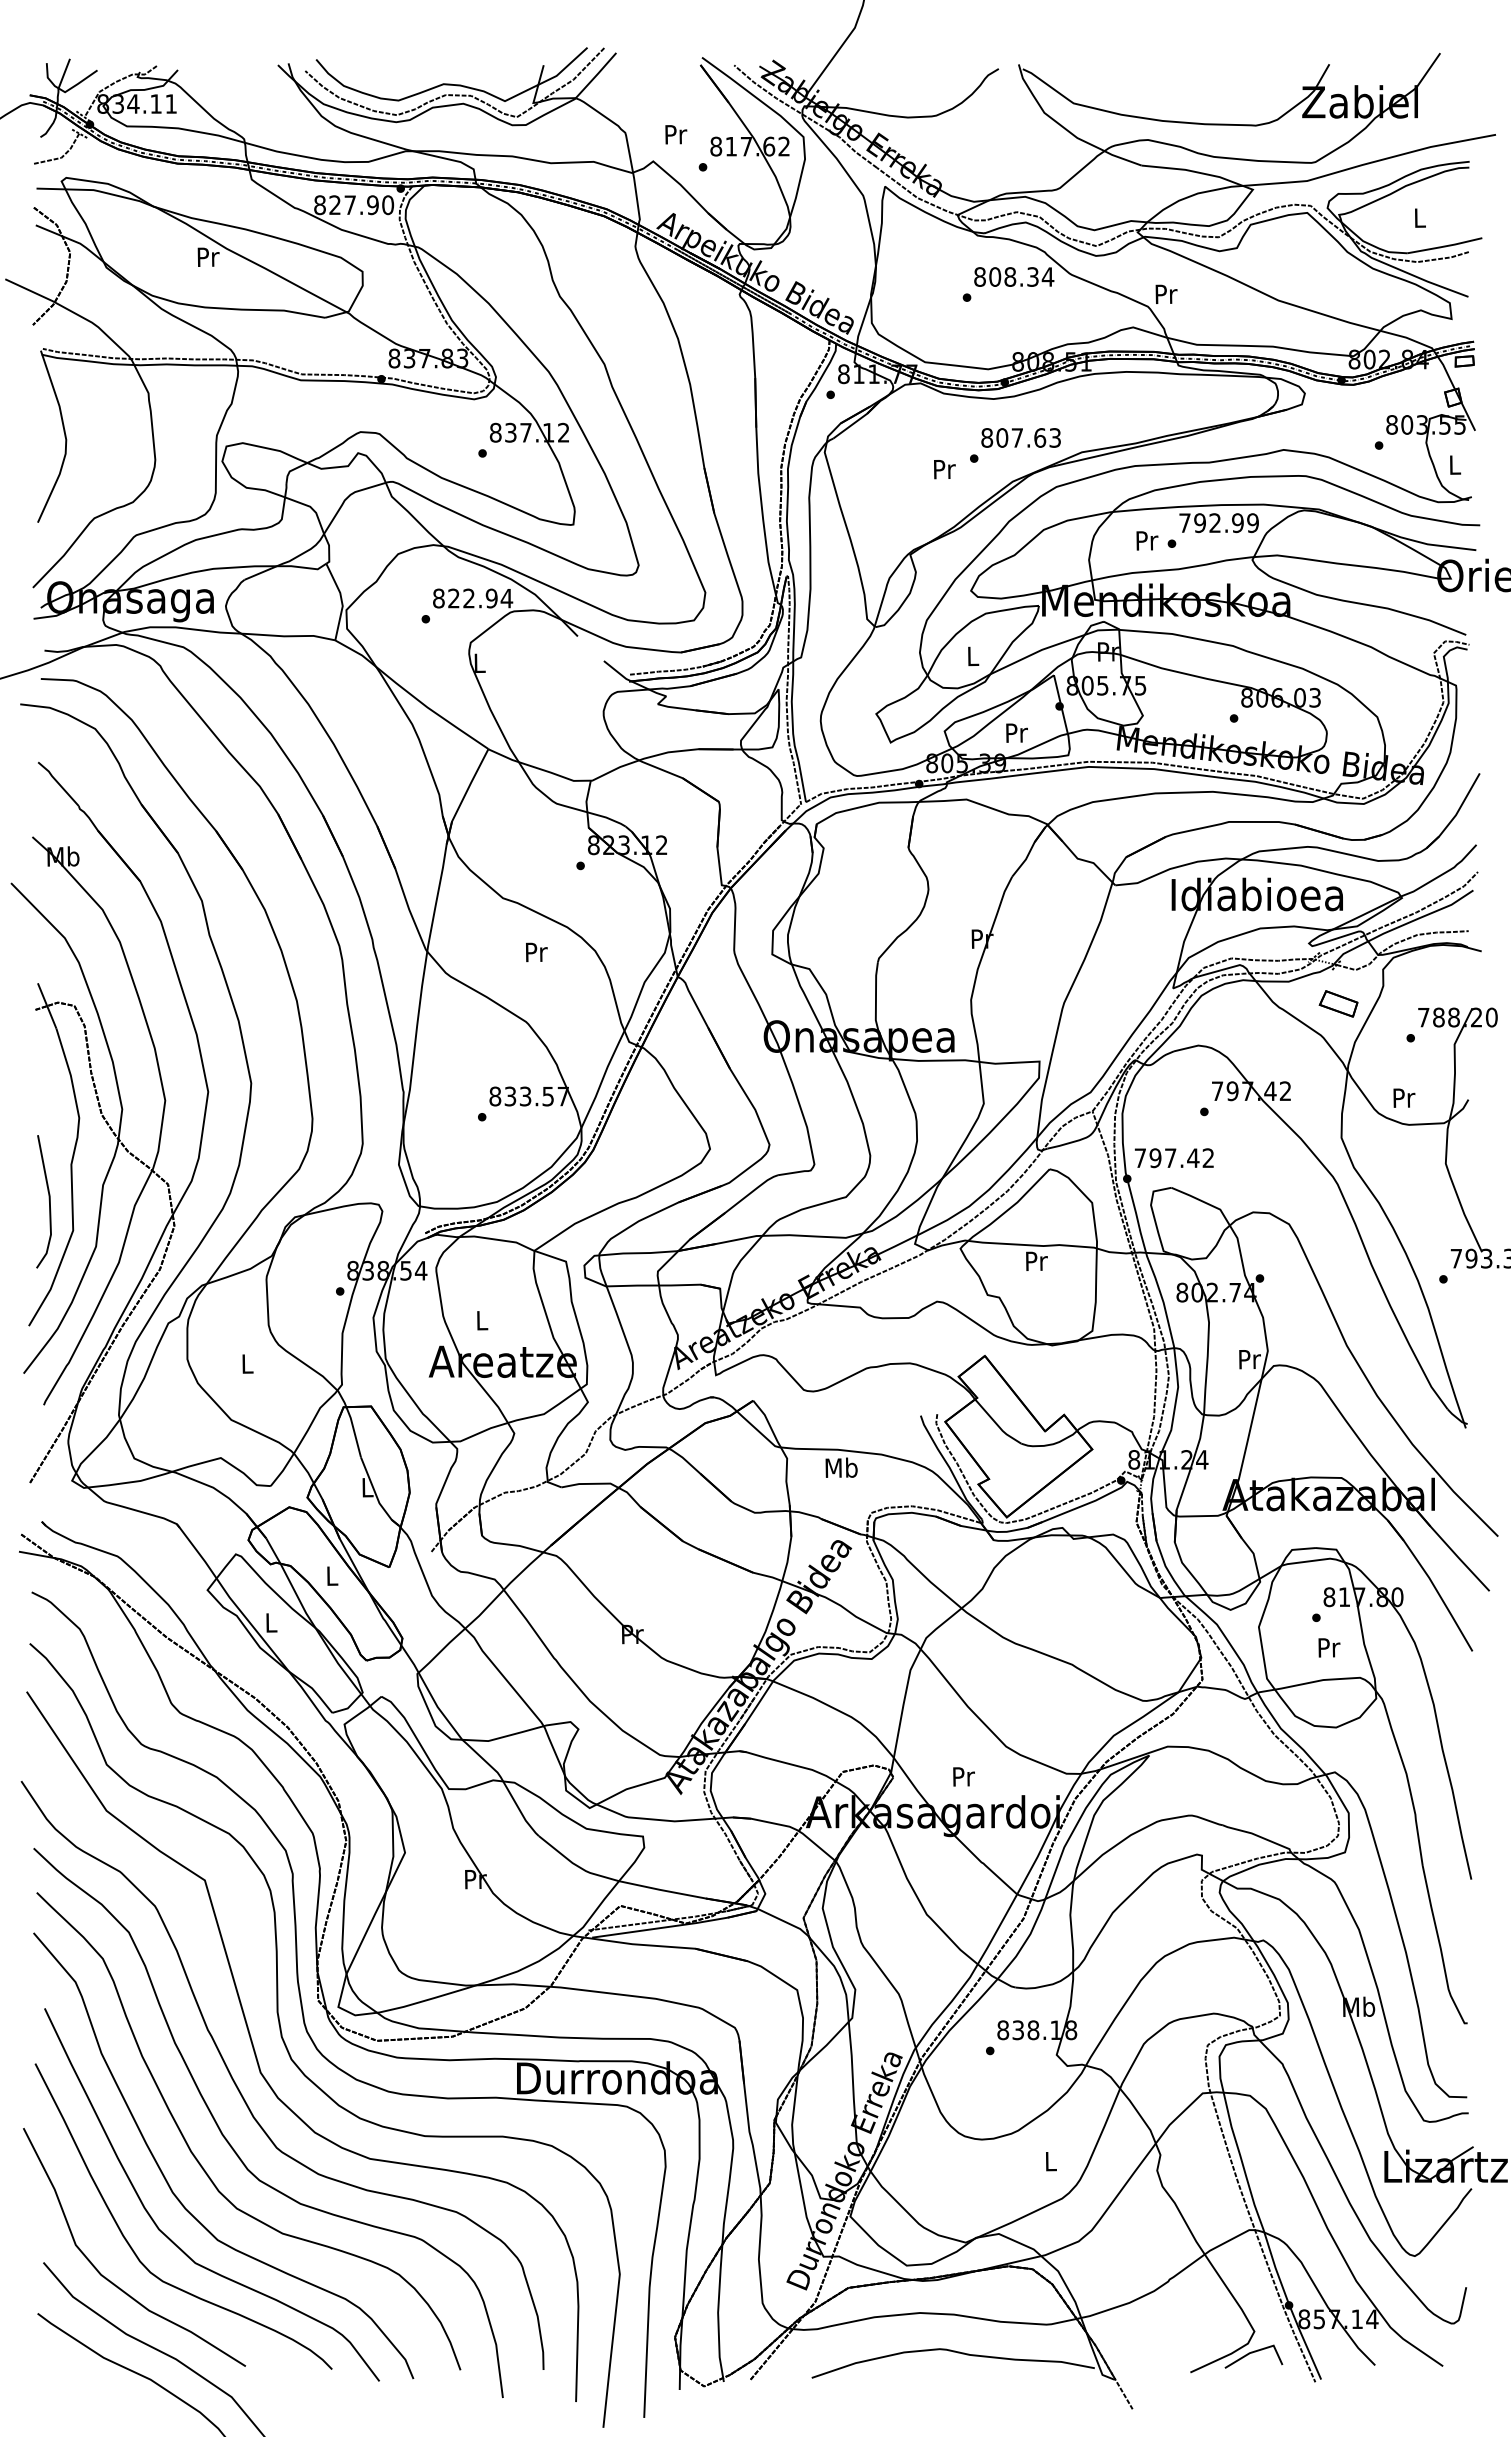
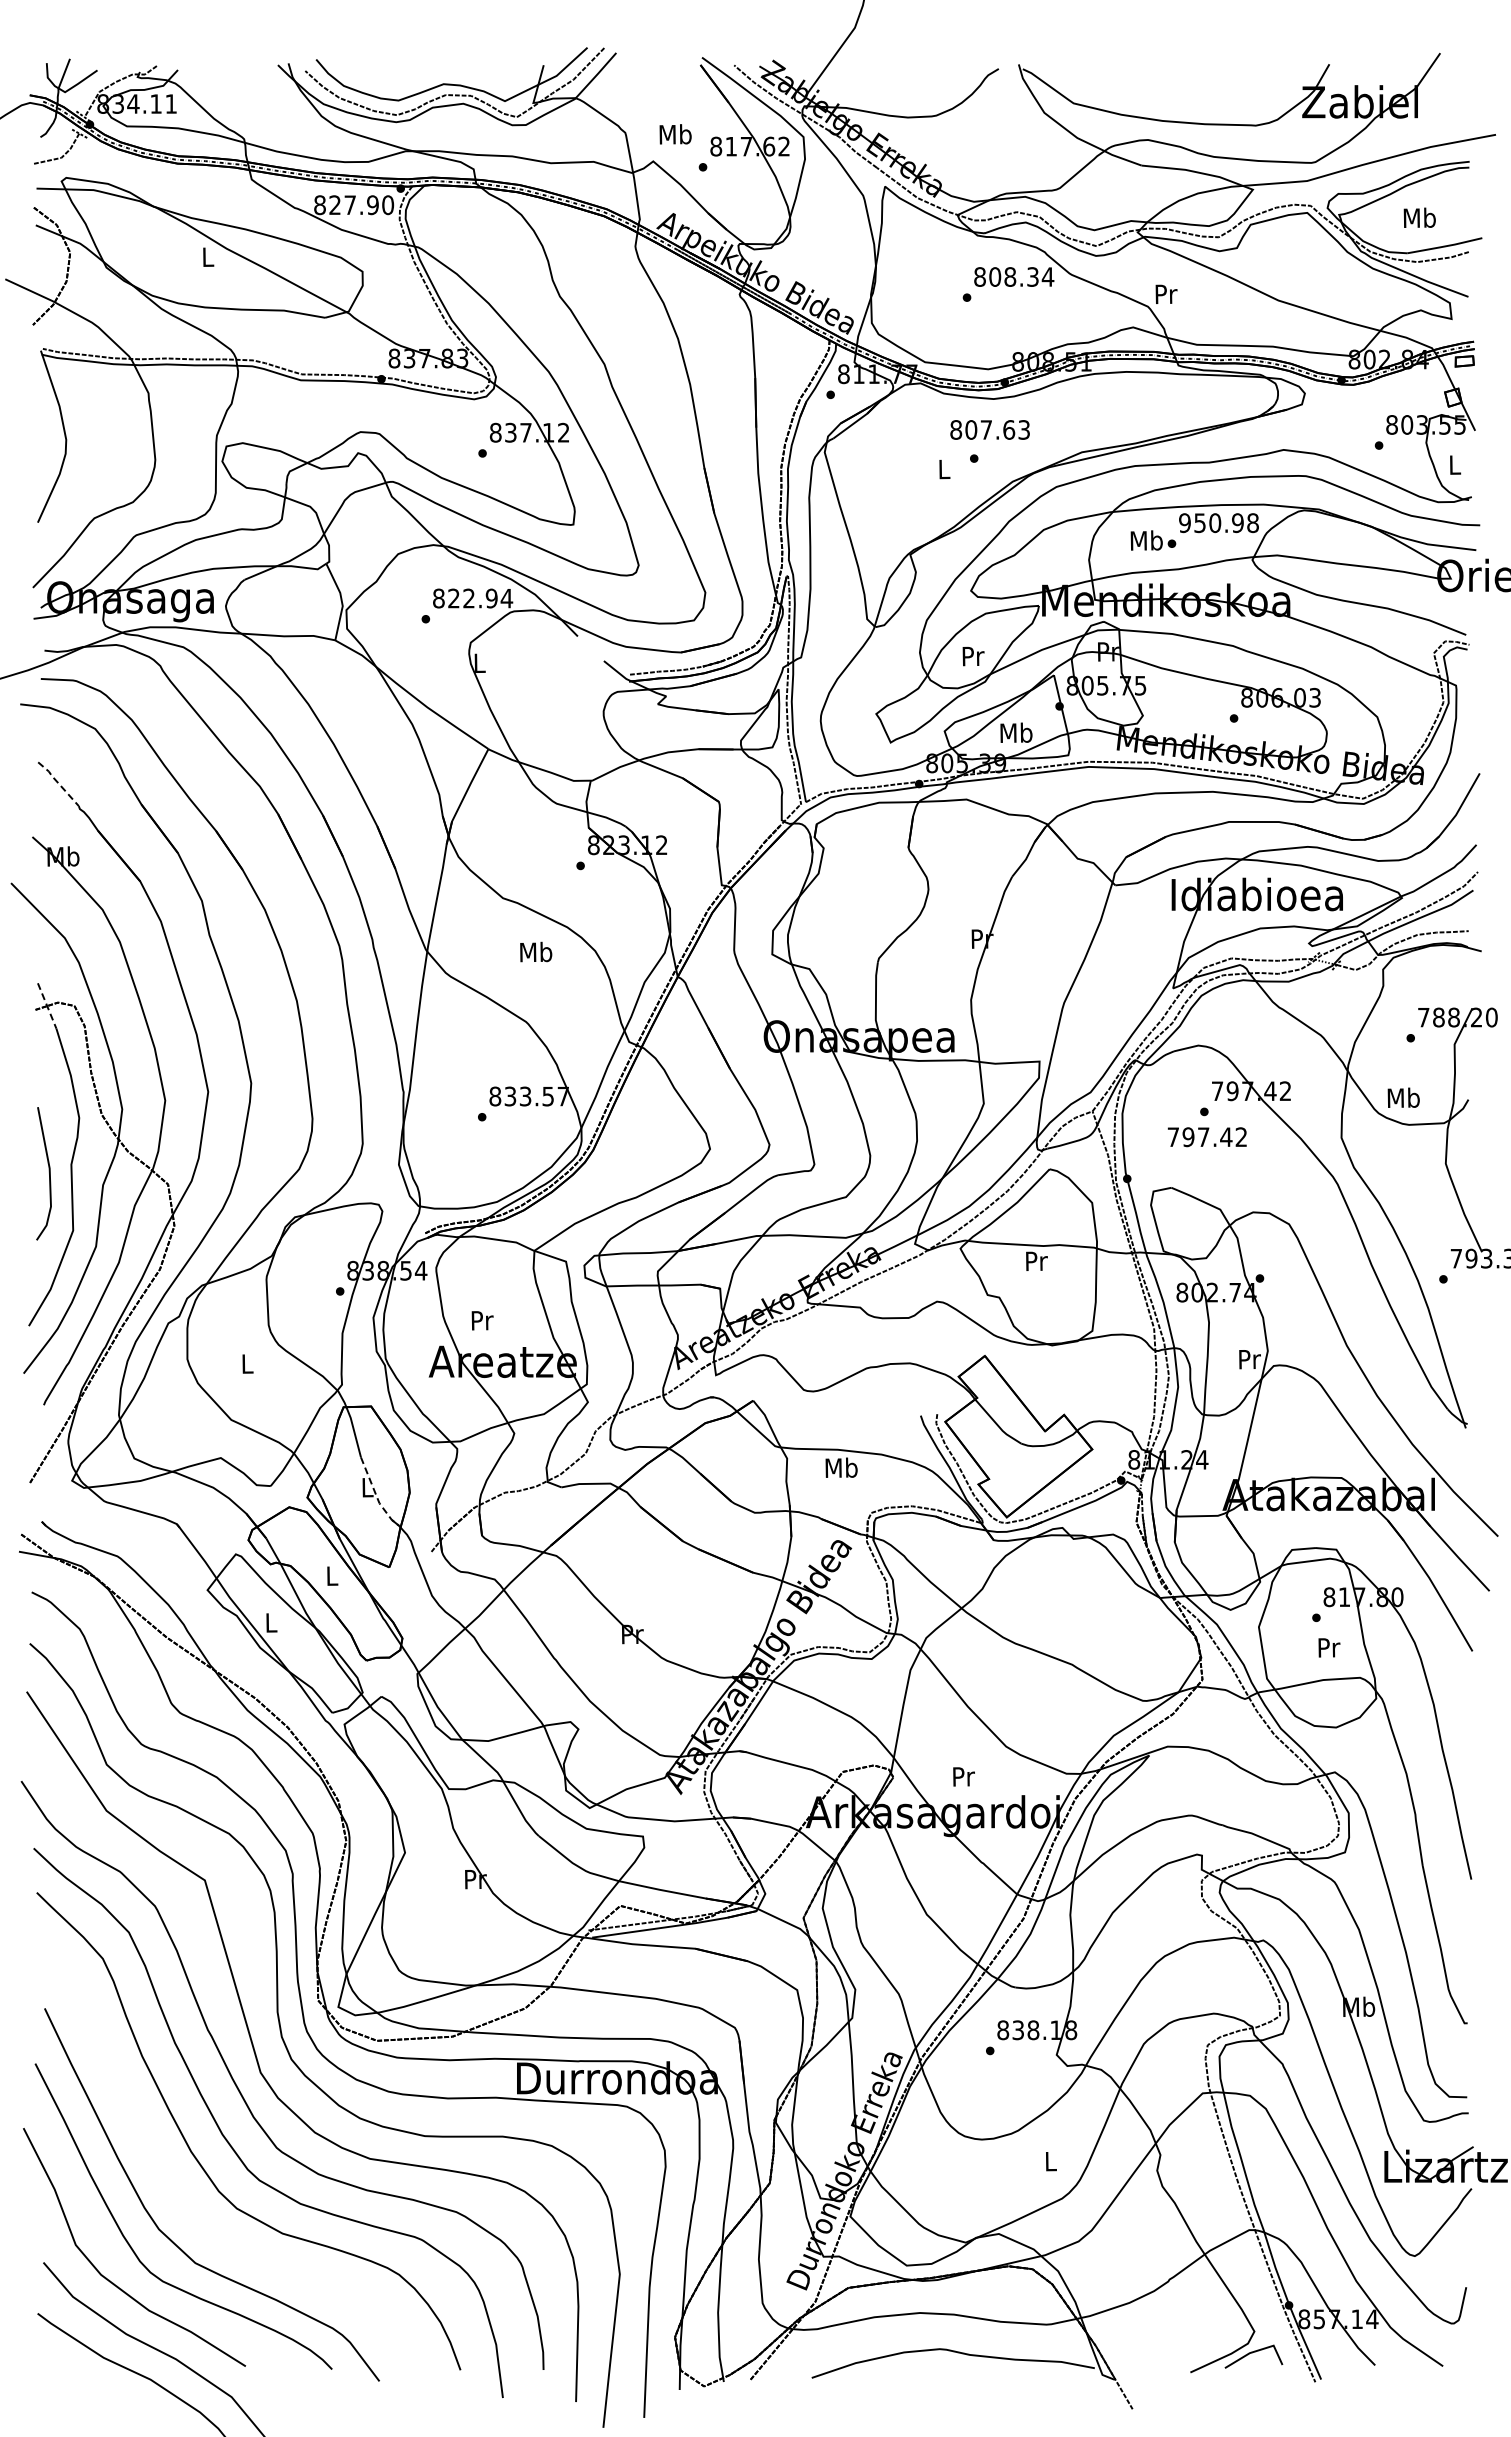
text: Pr -> Mb (675, 134)
text: L -> Mb (1419, 217)
text: Pr -> L (208, 256)
text position: (1020, 437) -> (989, 429) (989, 429)
text: Pr -> L (944, 469)
text: 792.99 -> 950.98 (1218, 523)
text: Pr -> Mb (1146, 540)
text: L -> Pr (973, 656)
text: Pr -> Mb (1016, 732)
line: solid -> dashed (57, 782)
text: Pr -> Mb (536, 951)
part: present -> none (1338, 1003)
line: solid -> dashed (47, 1006)
text: Pr -> Mb (1403, 1097)
text position: (1173, 1158) -> (1206, 1137) (1206, 1137)
line position: (48, 1200) -> (48, 1172) (48, 1172)
text: L -> Pr (482, 1320)
line: solid -> dashed (376, 1496)
curve: present -> none (168, 2182)
